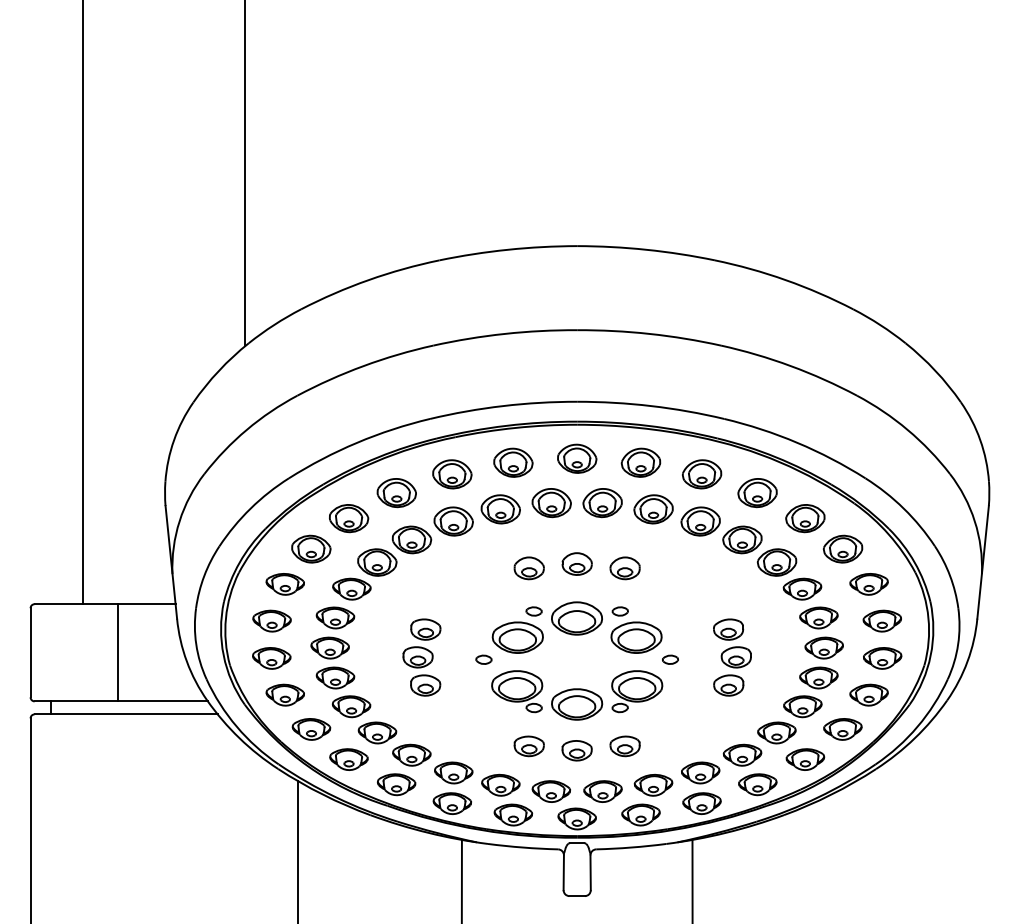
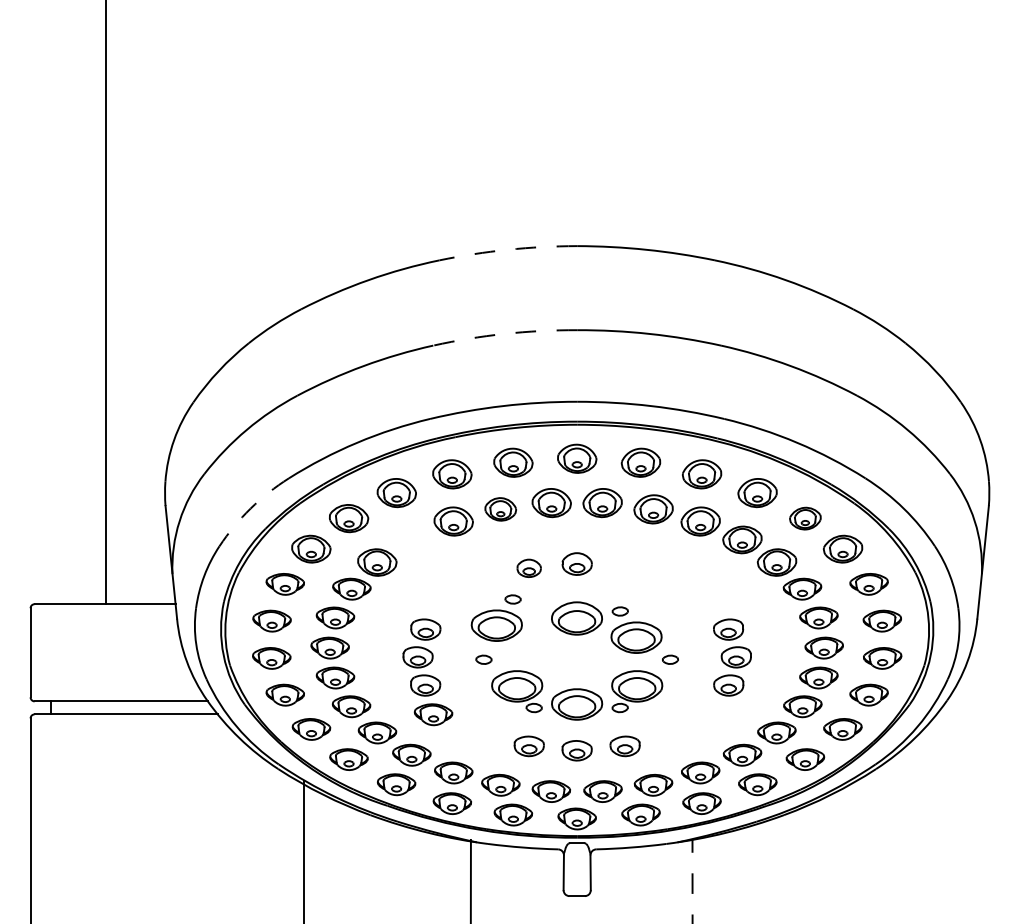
line: present -> none (245, 174)
arc: solid -> dashed (508, 249)
line position: (83, 303) -> (106, 303) (106, 303)
arc: solid -> dashed (504, 333)
arc: solid -> dashed (250, 508)
part size: 41x31 px -> 33x25 px (500, 509)
part size: 41x30 px -> 33x25 px (805, 518)
part: present -> none (411, 539)
part size: 32x25 px -> 26x20 px (528, 567)
part: present -> none (624, 568)
part position: (517, 629) -> (496, 617) (496, 617)
line: present -> none (117, 652)
part: none -> present (433, 714)
line position: (297, 850) -> (303, 850) (303, 850)
line position: (461, 879) -> (470, 879) (470, 879)
line: solid -> dashed (692, 881)
